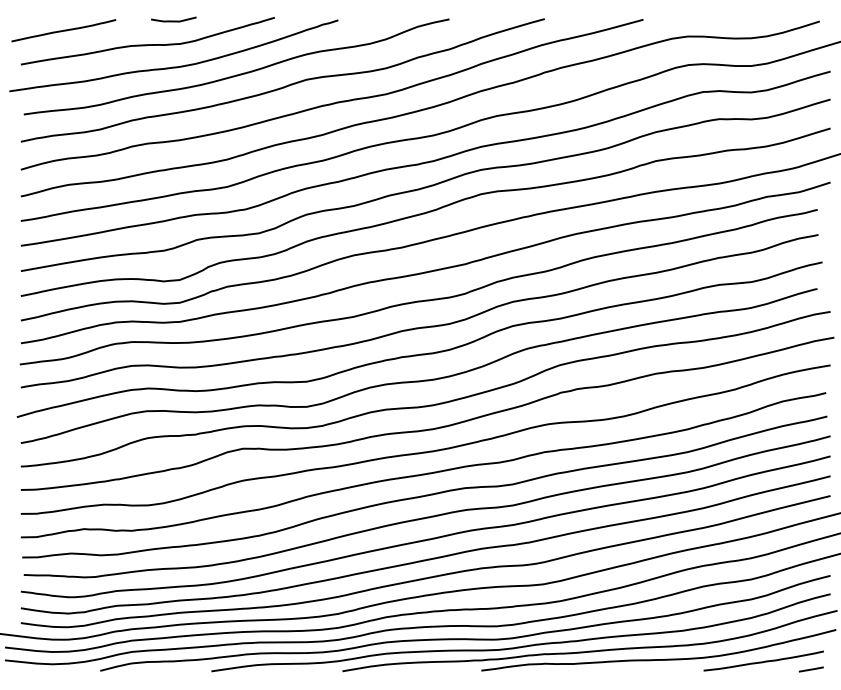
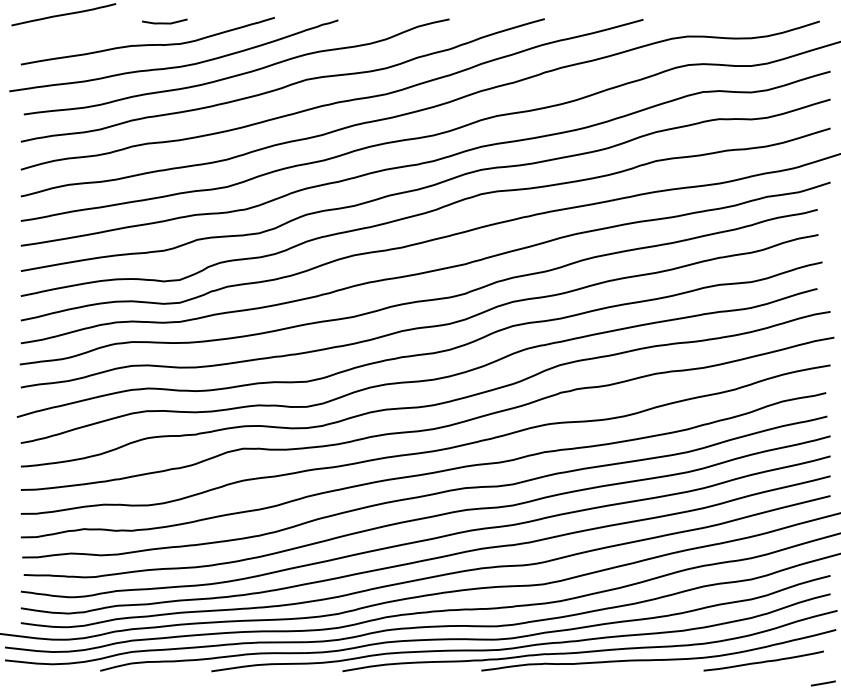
line position: (173, 20) -> (164, 22) (164, 22)
line position: (63, 30) -> (63, 14) (63, 14)
line position: (810, 669) -> (822, 683) (822, 683)
